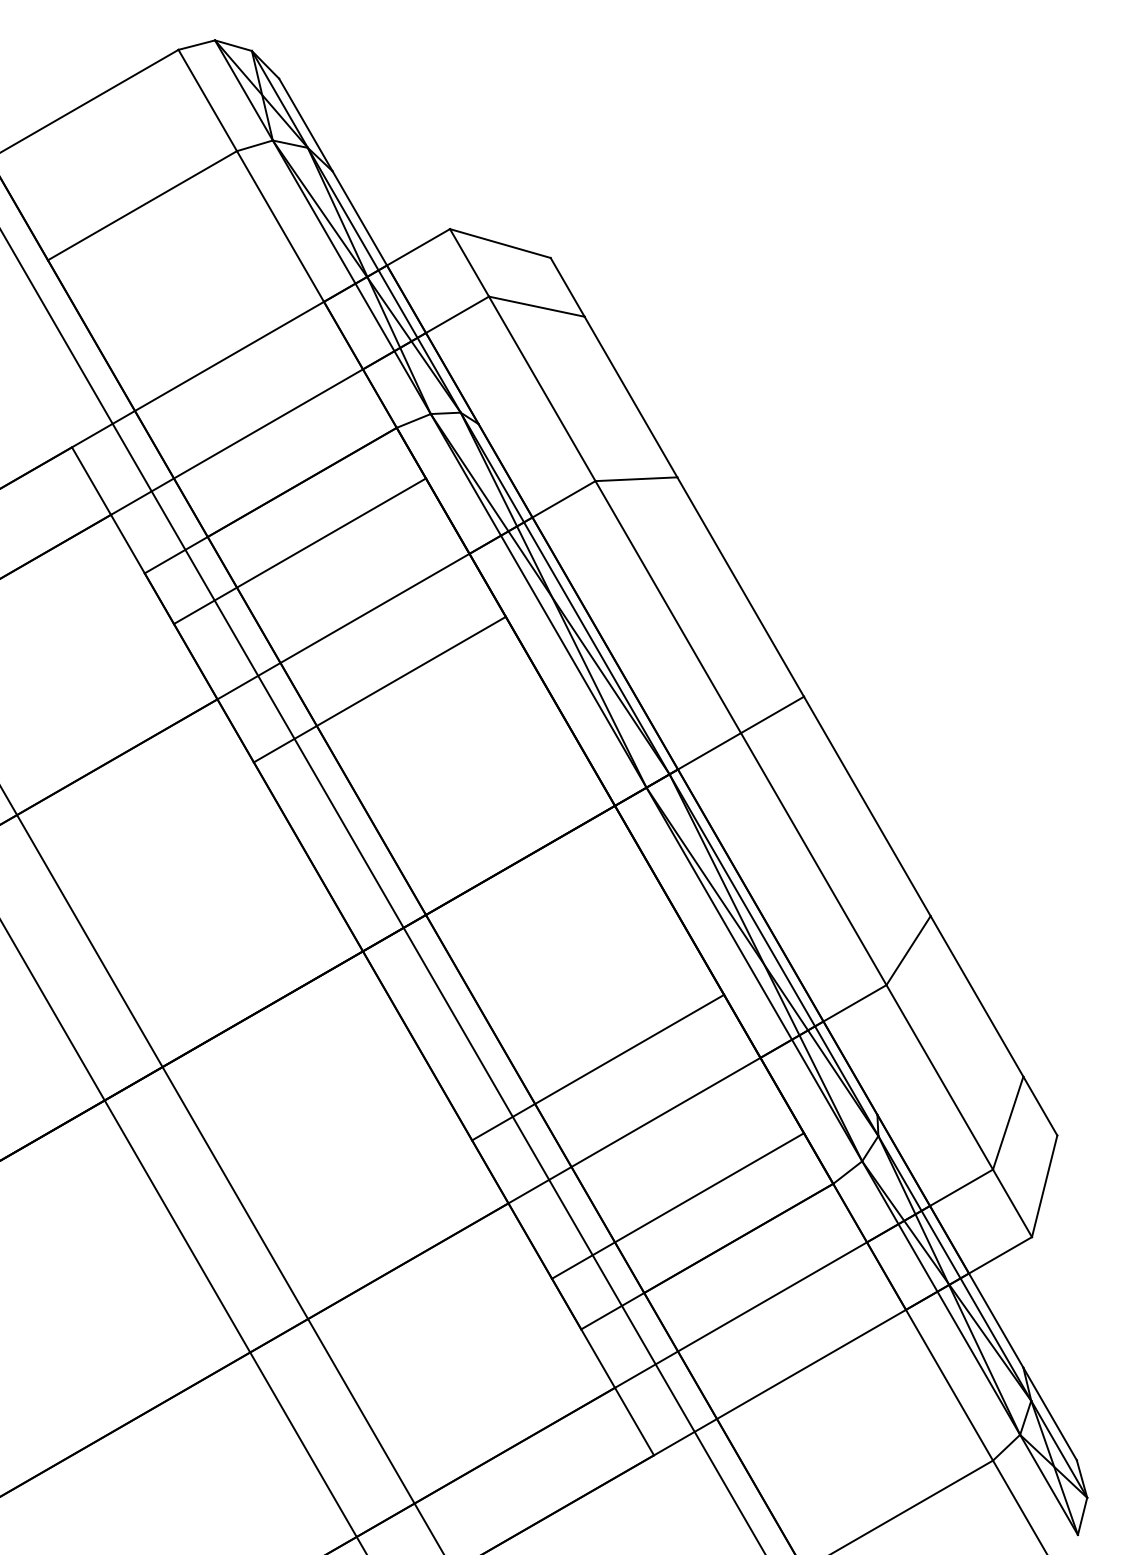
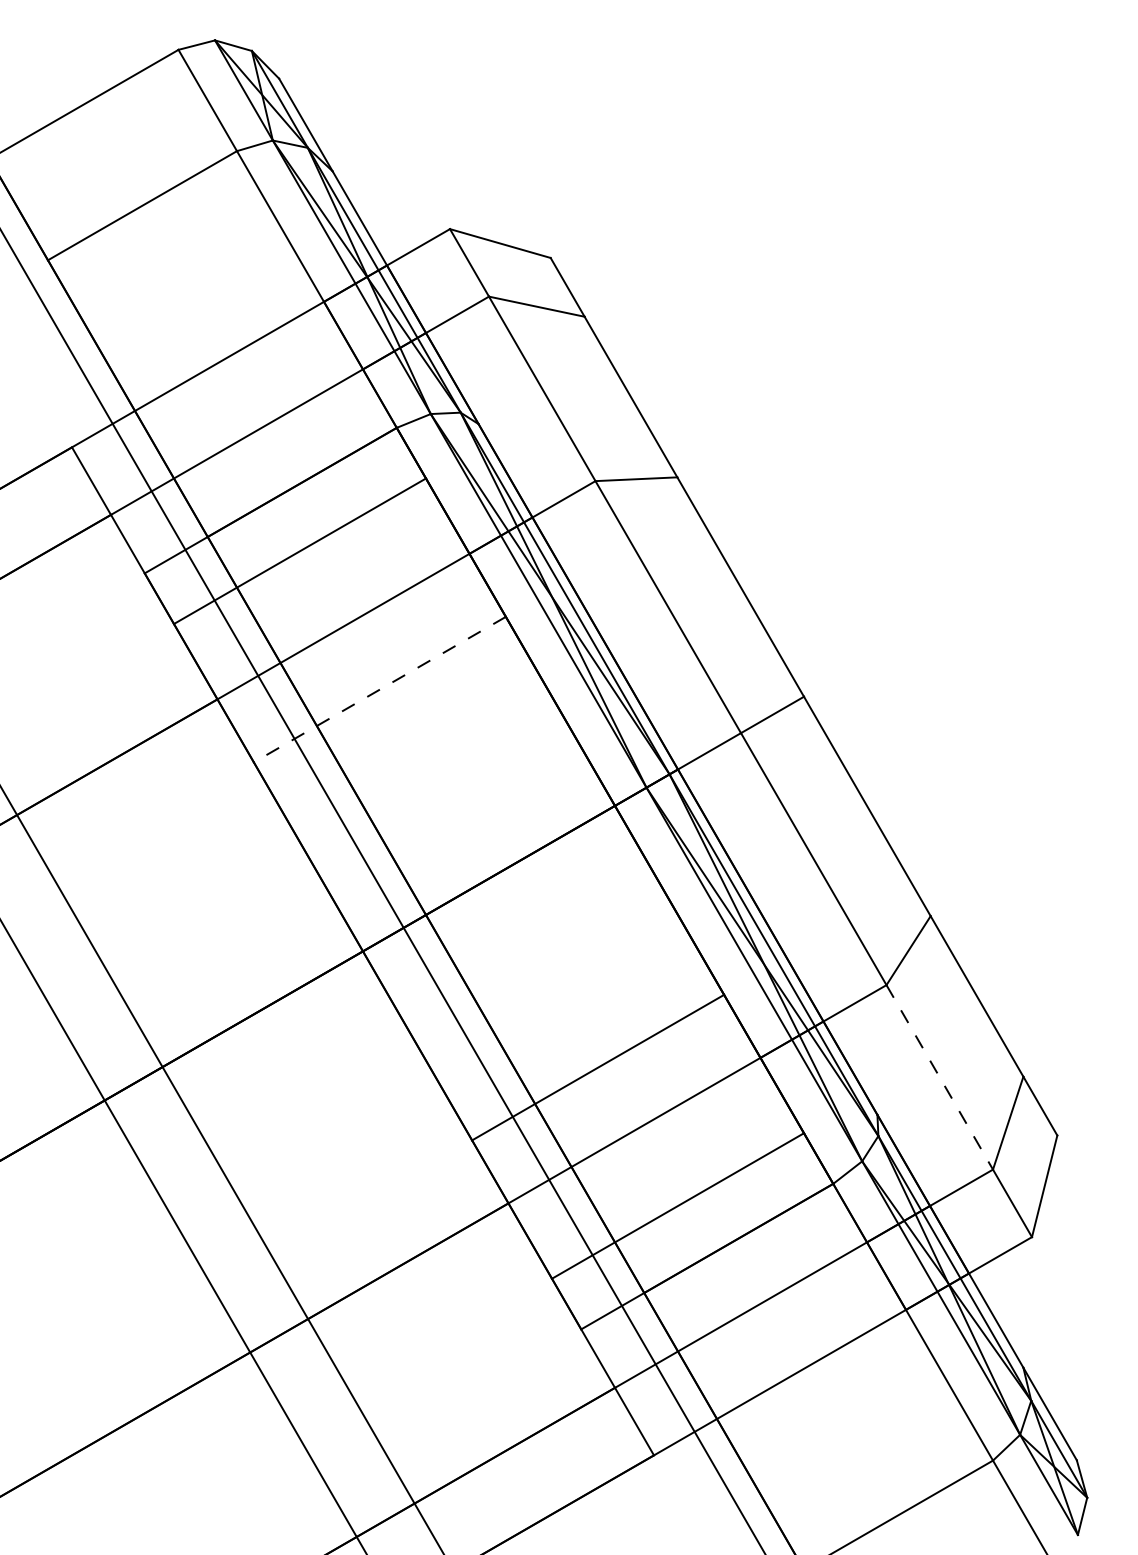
line: solid -> dashed (379, 689)
line: solid -> dashed (939, 1077)
